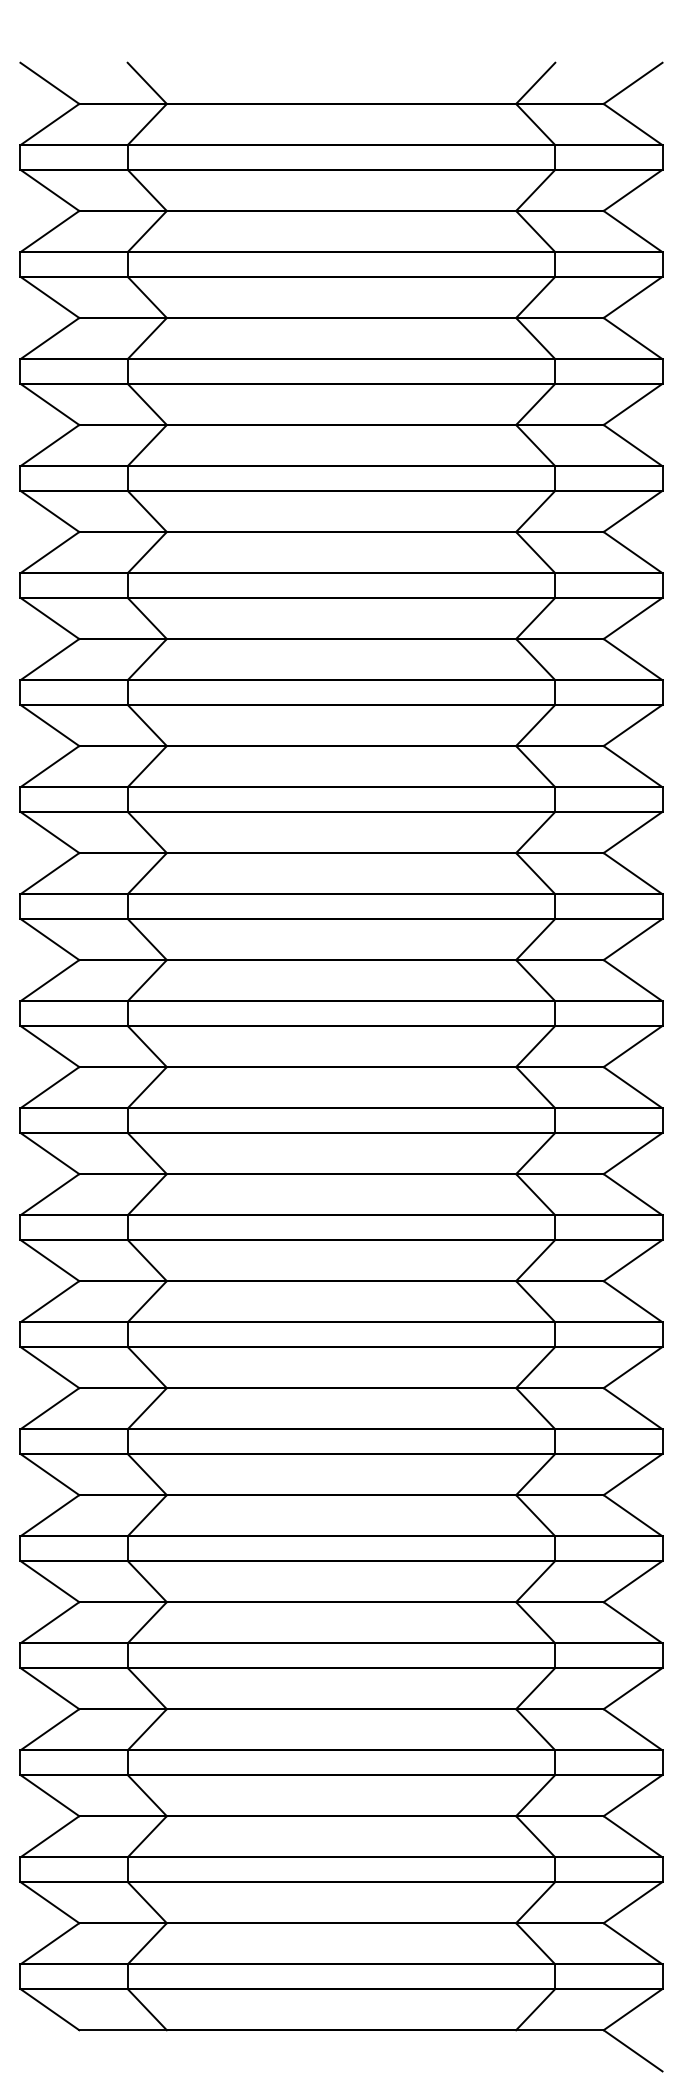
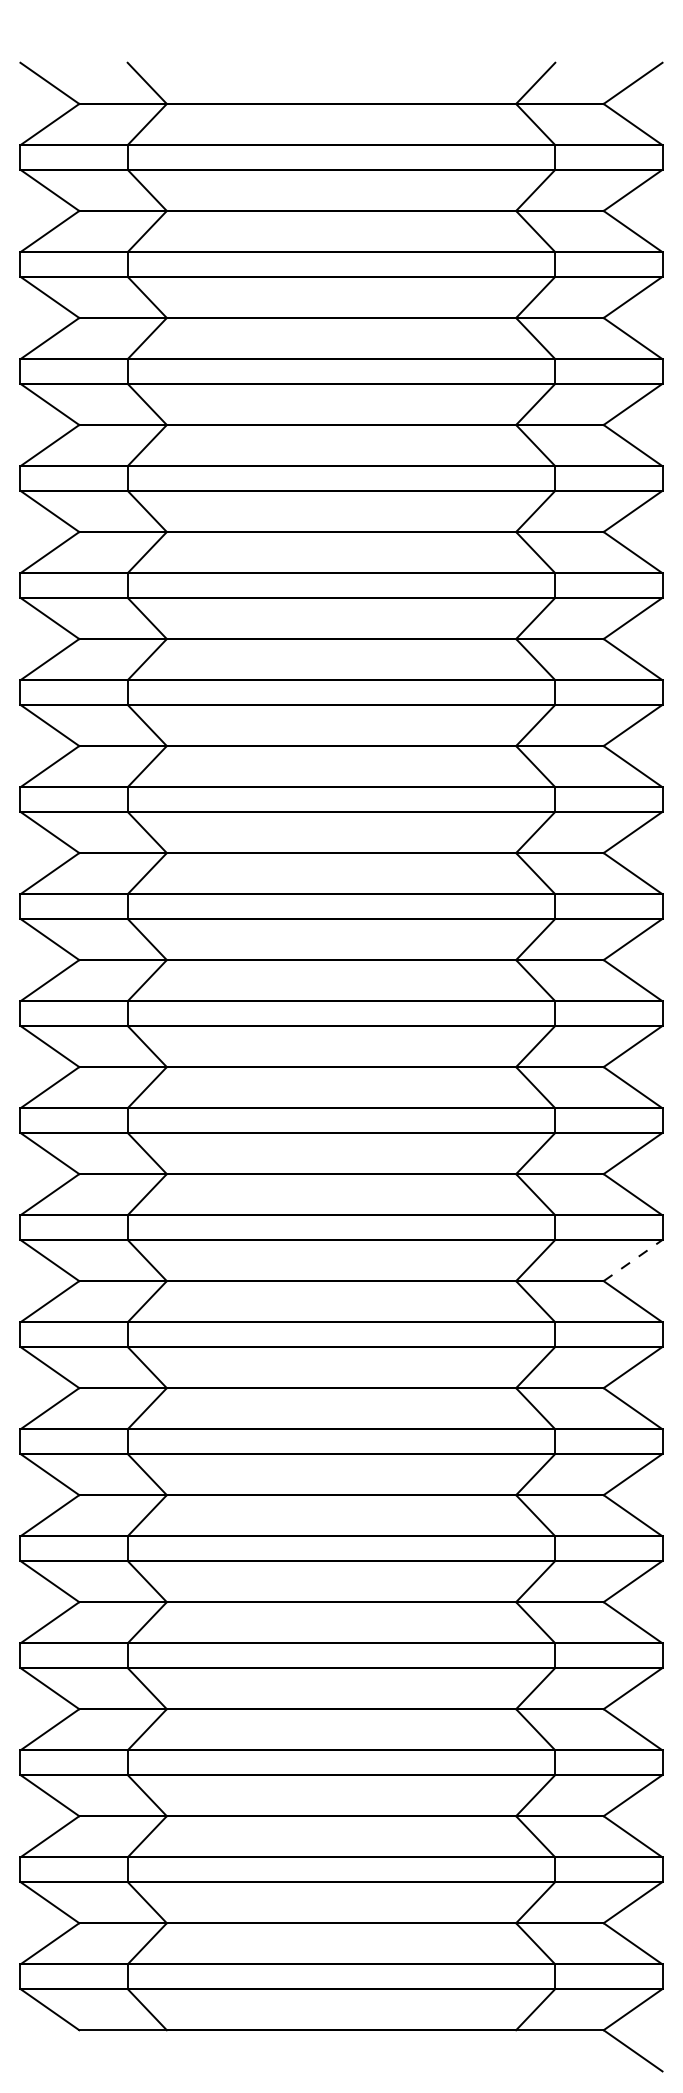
line: solid -> dashed (633, 1260)
